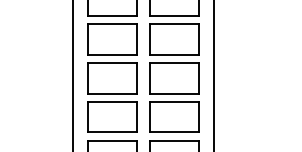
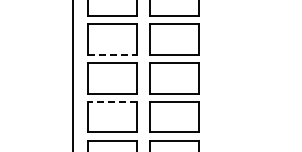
line: solid -> dashed (112, 54)
line: present -> none (214, 75)
line: solid -> dashed (112, 101)
